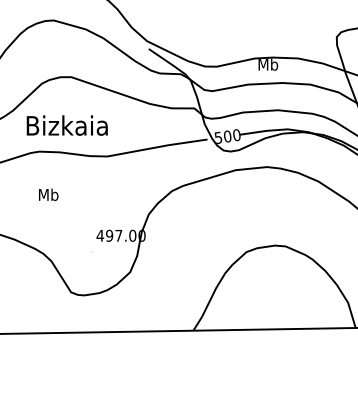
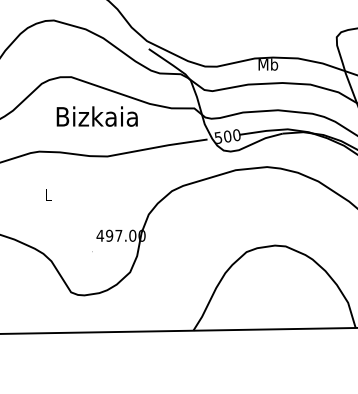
text position: (66, 125) -> (96, 116) (96, 116)
text: Mb -> L (48, 194)
